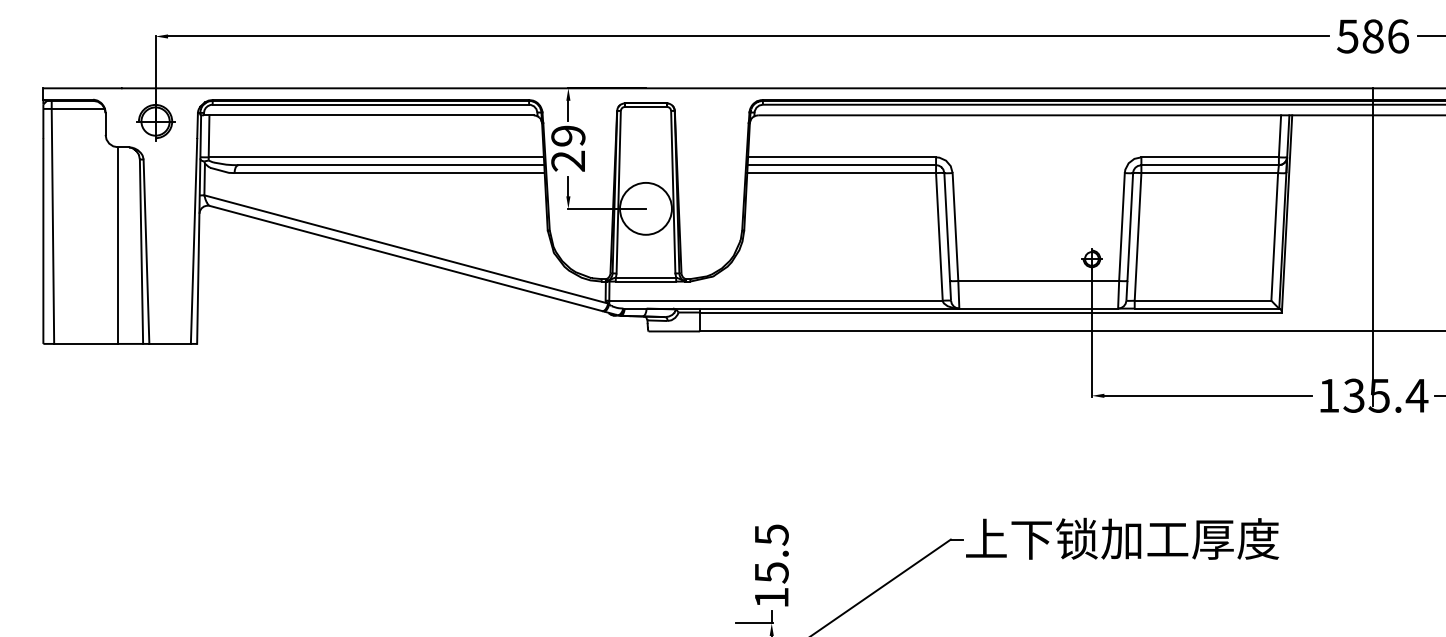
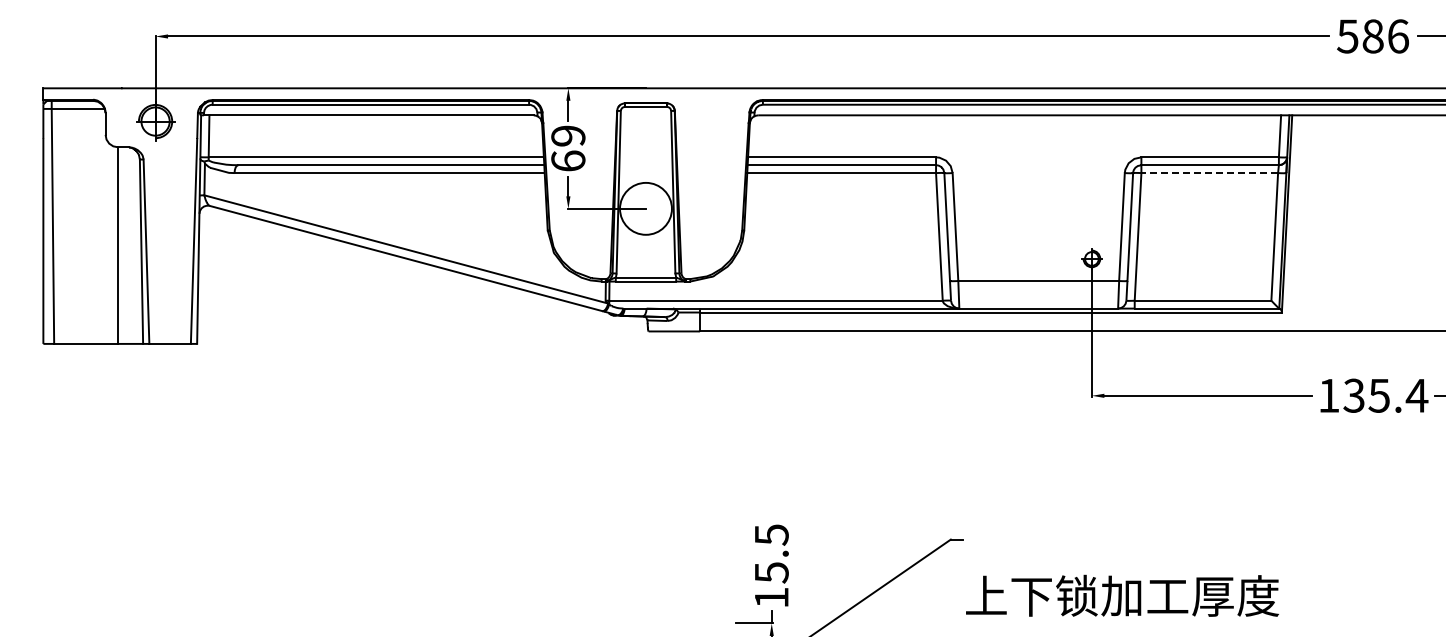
text: 29 -> 69 (568, 160)
line: solid -> dashed (1209, 173)
line: present -> none (1373, 247)
text position: (1122, 538) -> (1122, 595) (1122, 595)
